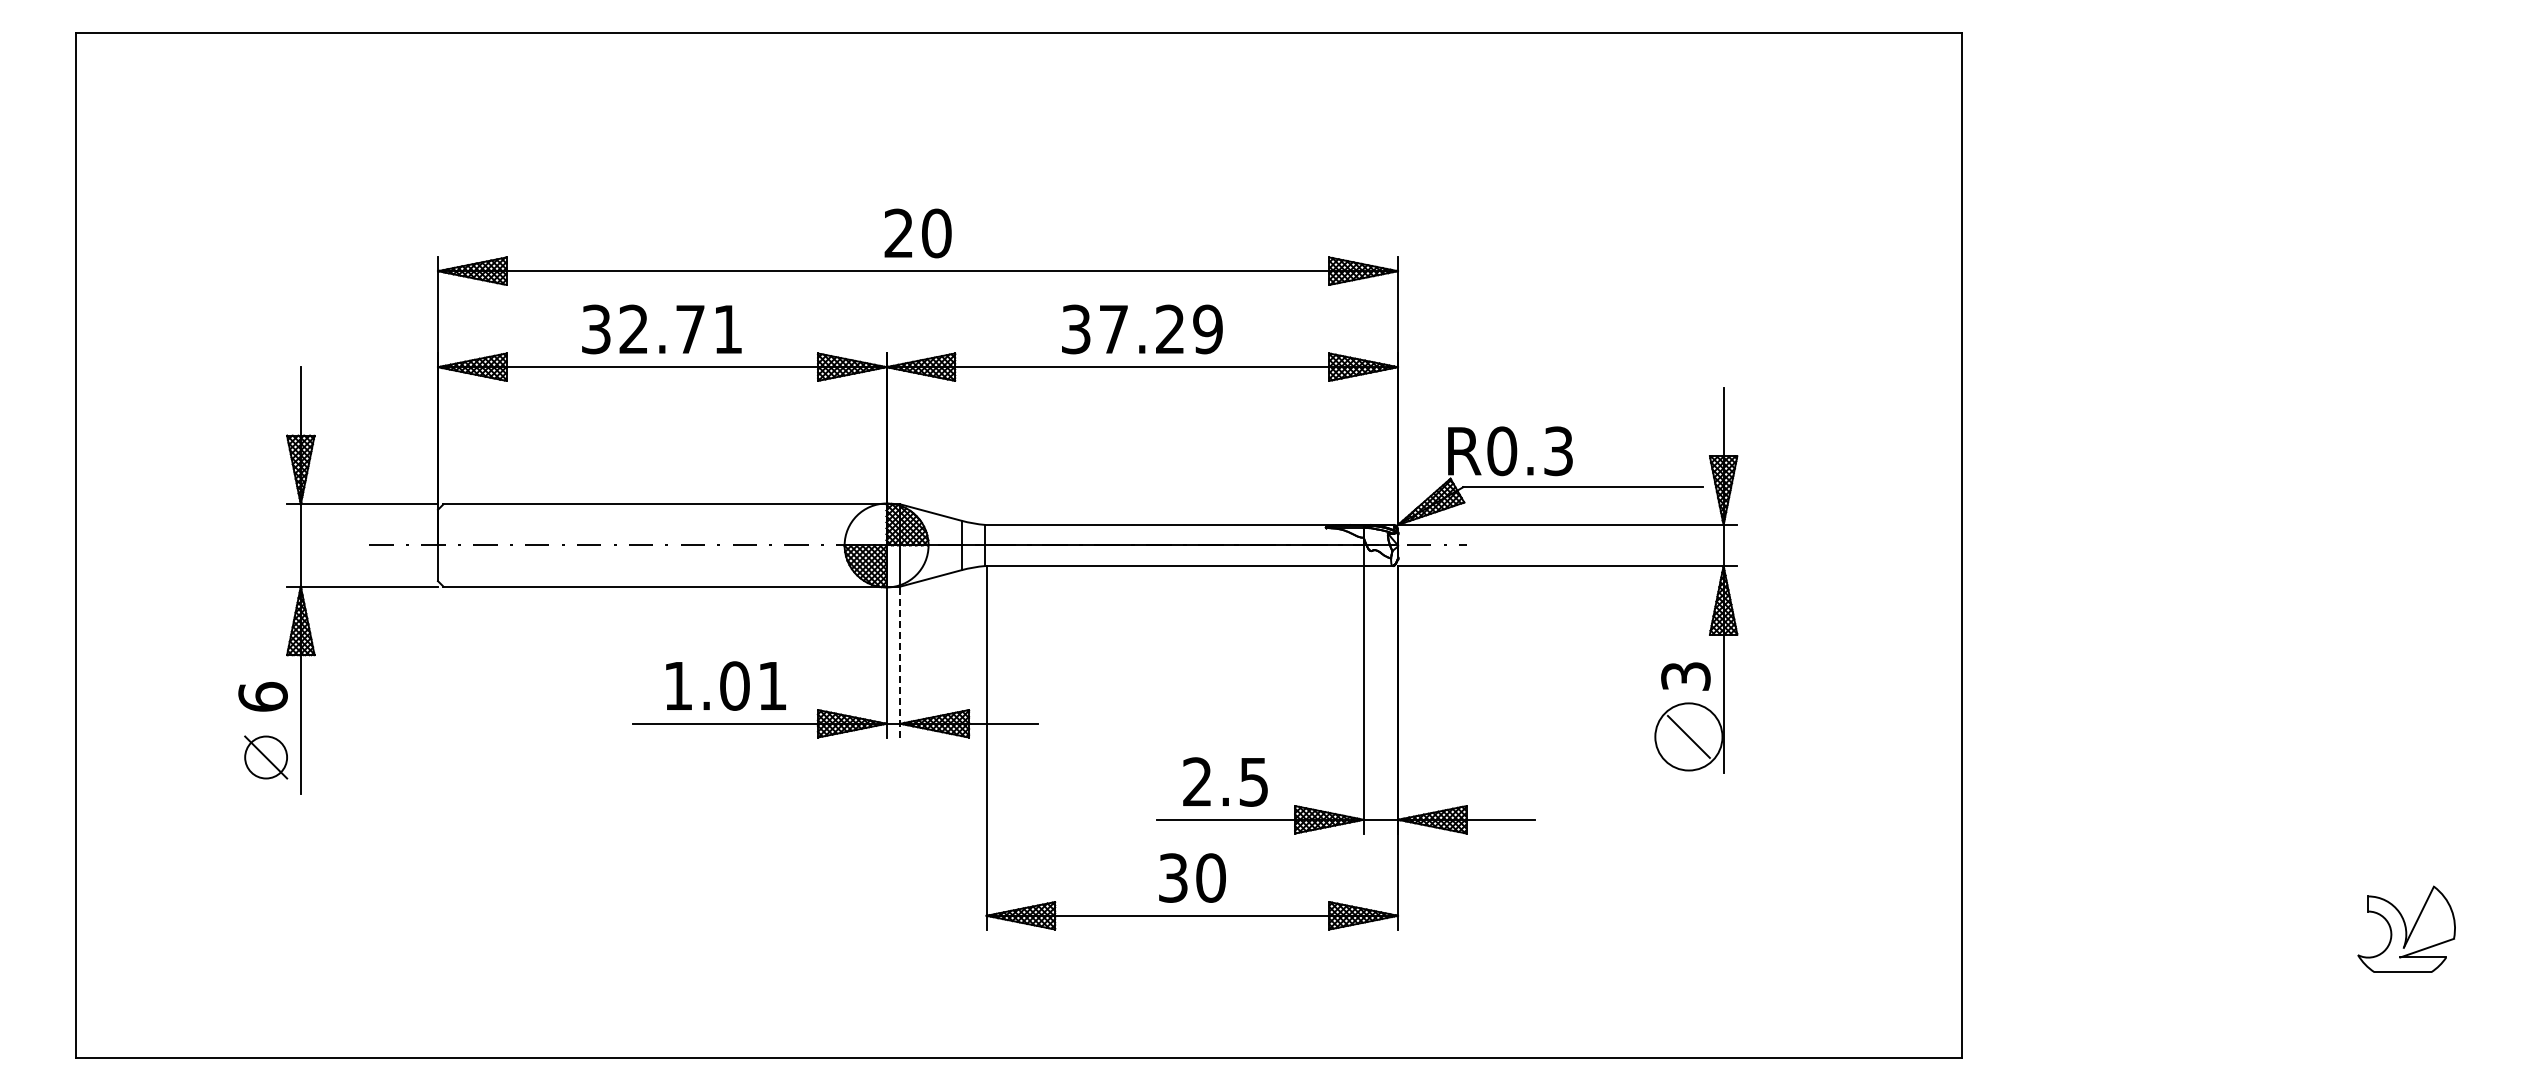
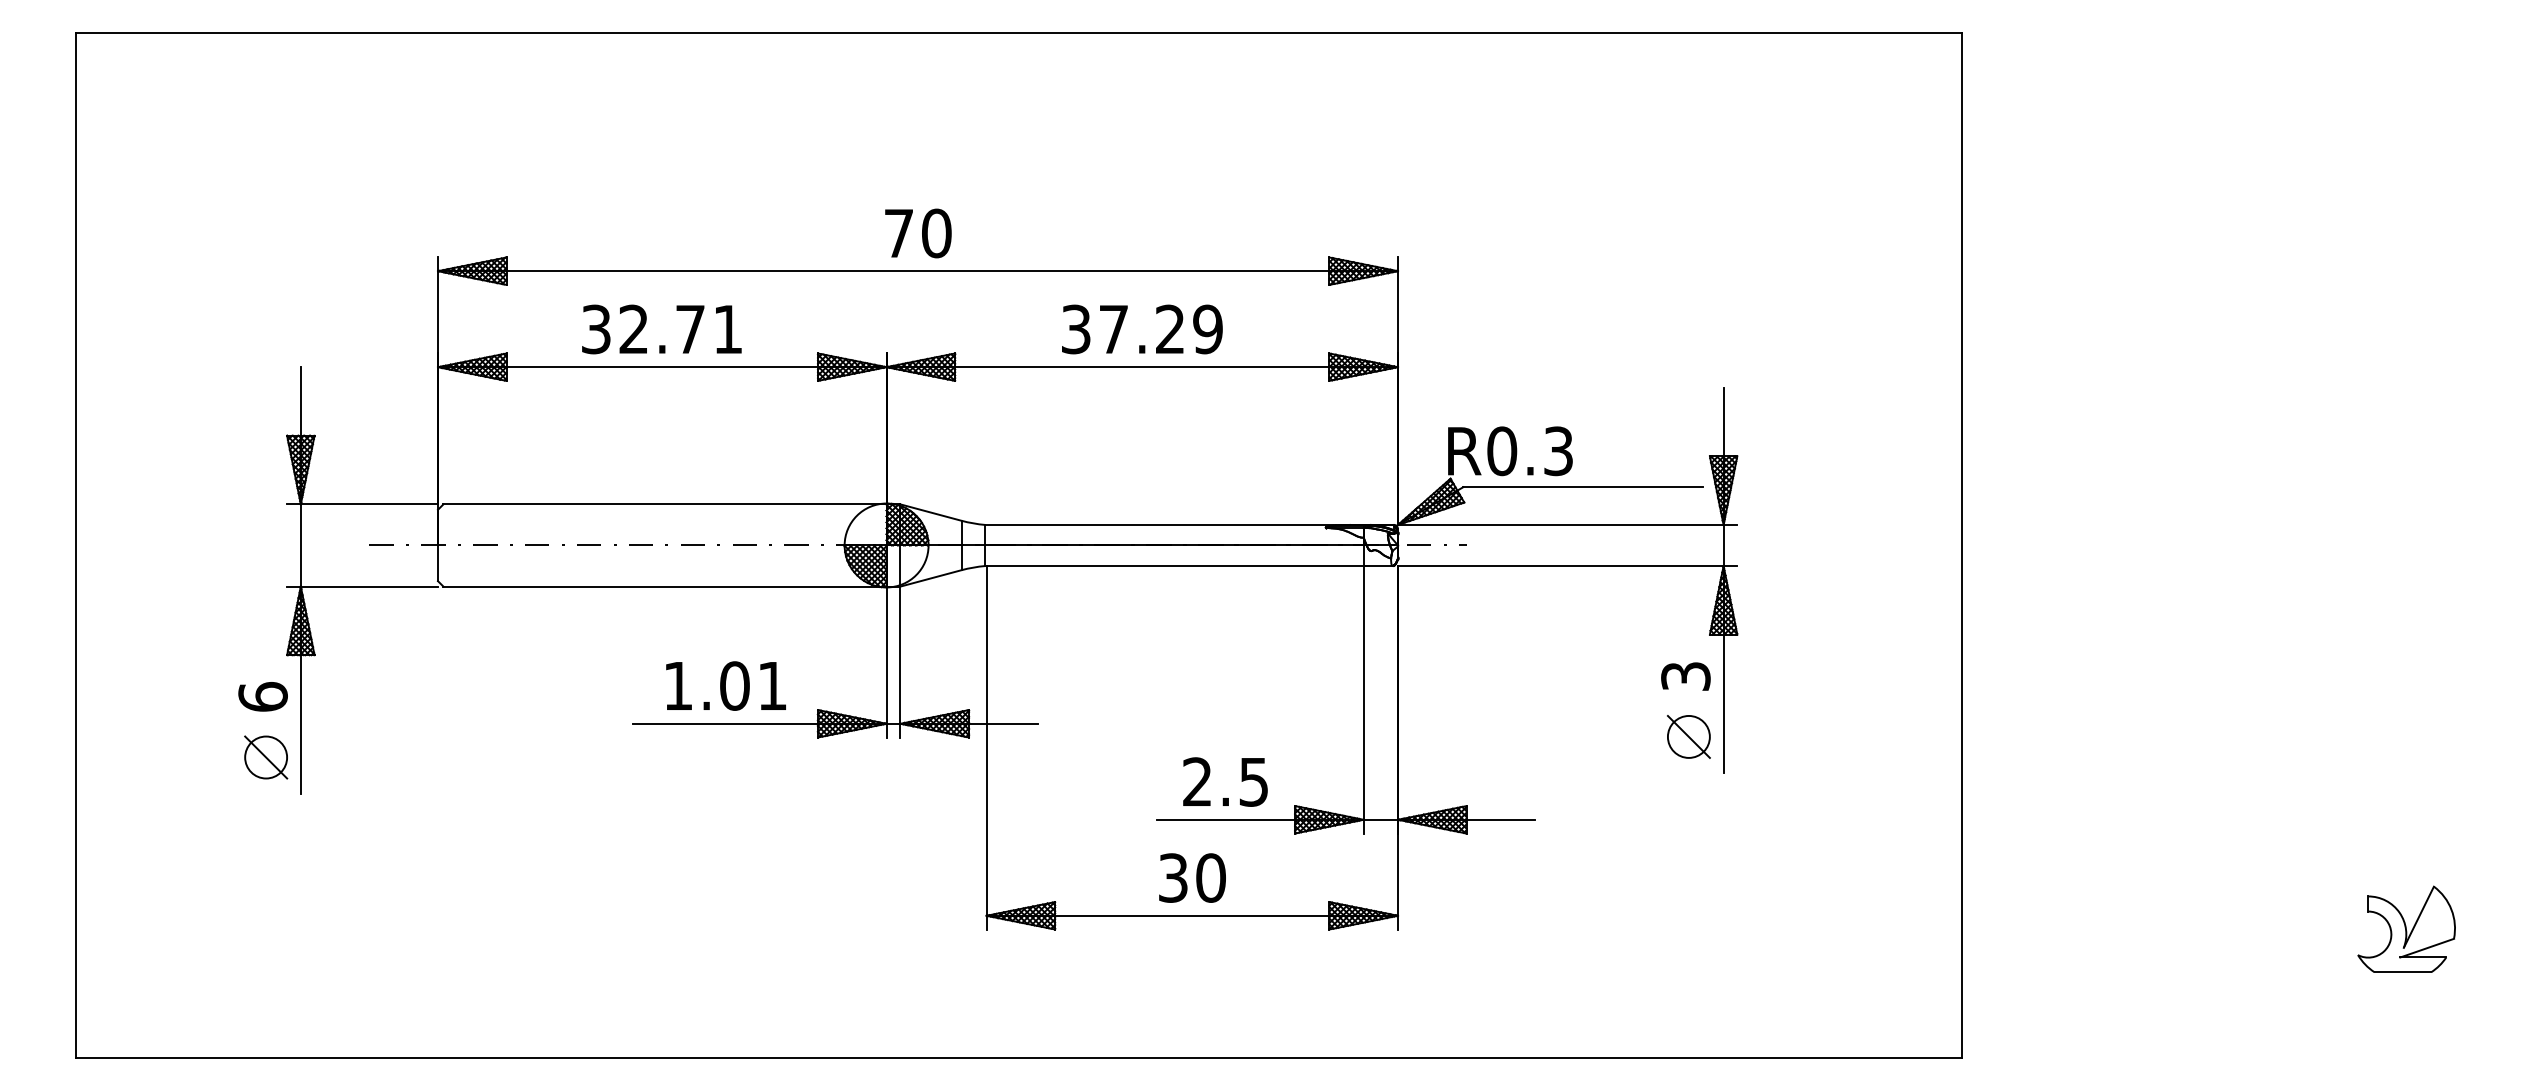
text: 20 -> 70 (898, 232)
line: dashed -> solid (900, 661)
circle diameter: 67 px -> 42 px (1688, 736)
